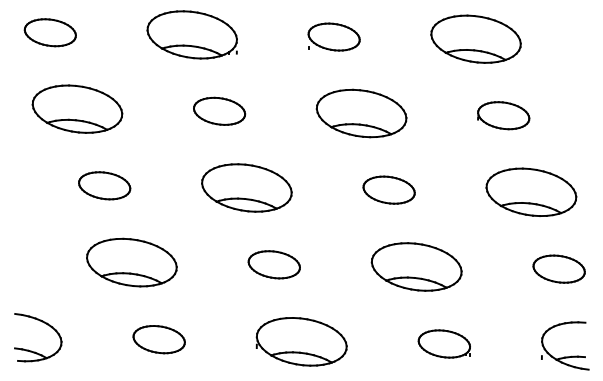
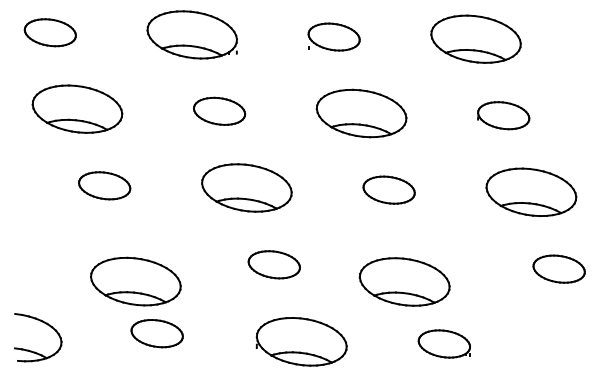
part position: (131, 262) -> (135, 281) (135, 281)
part position: (416, 266) -> (404, 281) (404, 281)
part position: (158, 339) -> (156, 333) (156, 333)
part: present -> none (565, 356)
